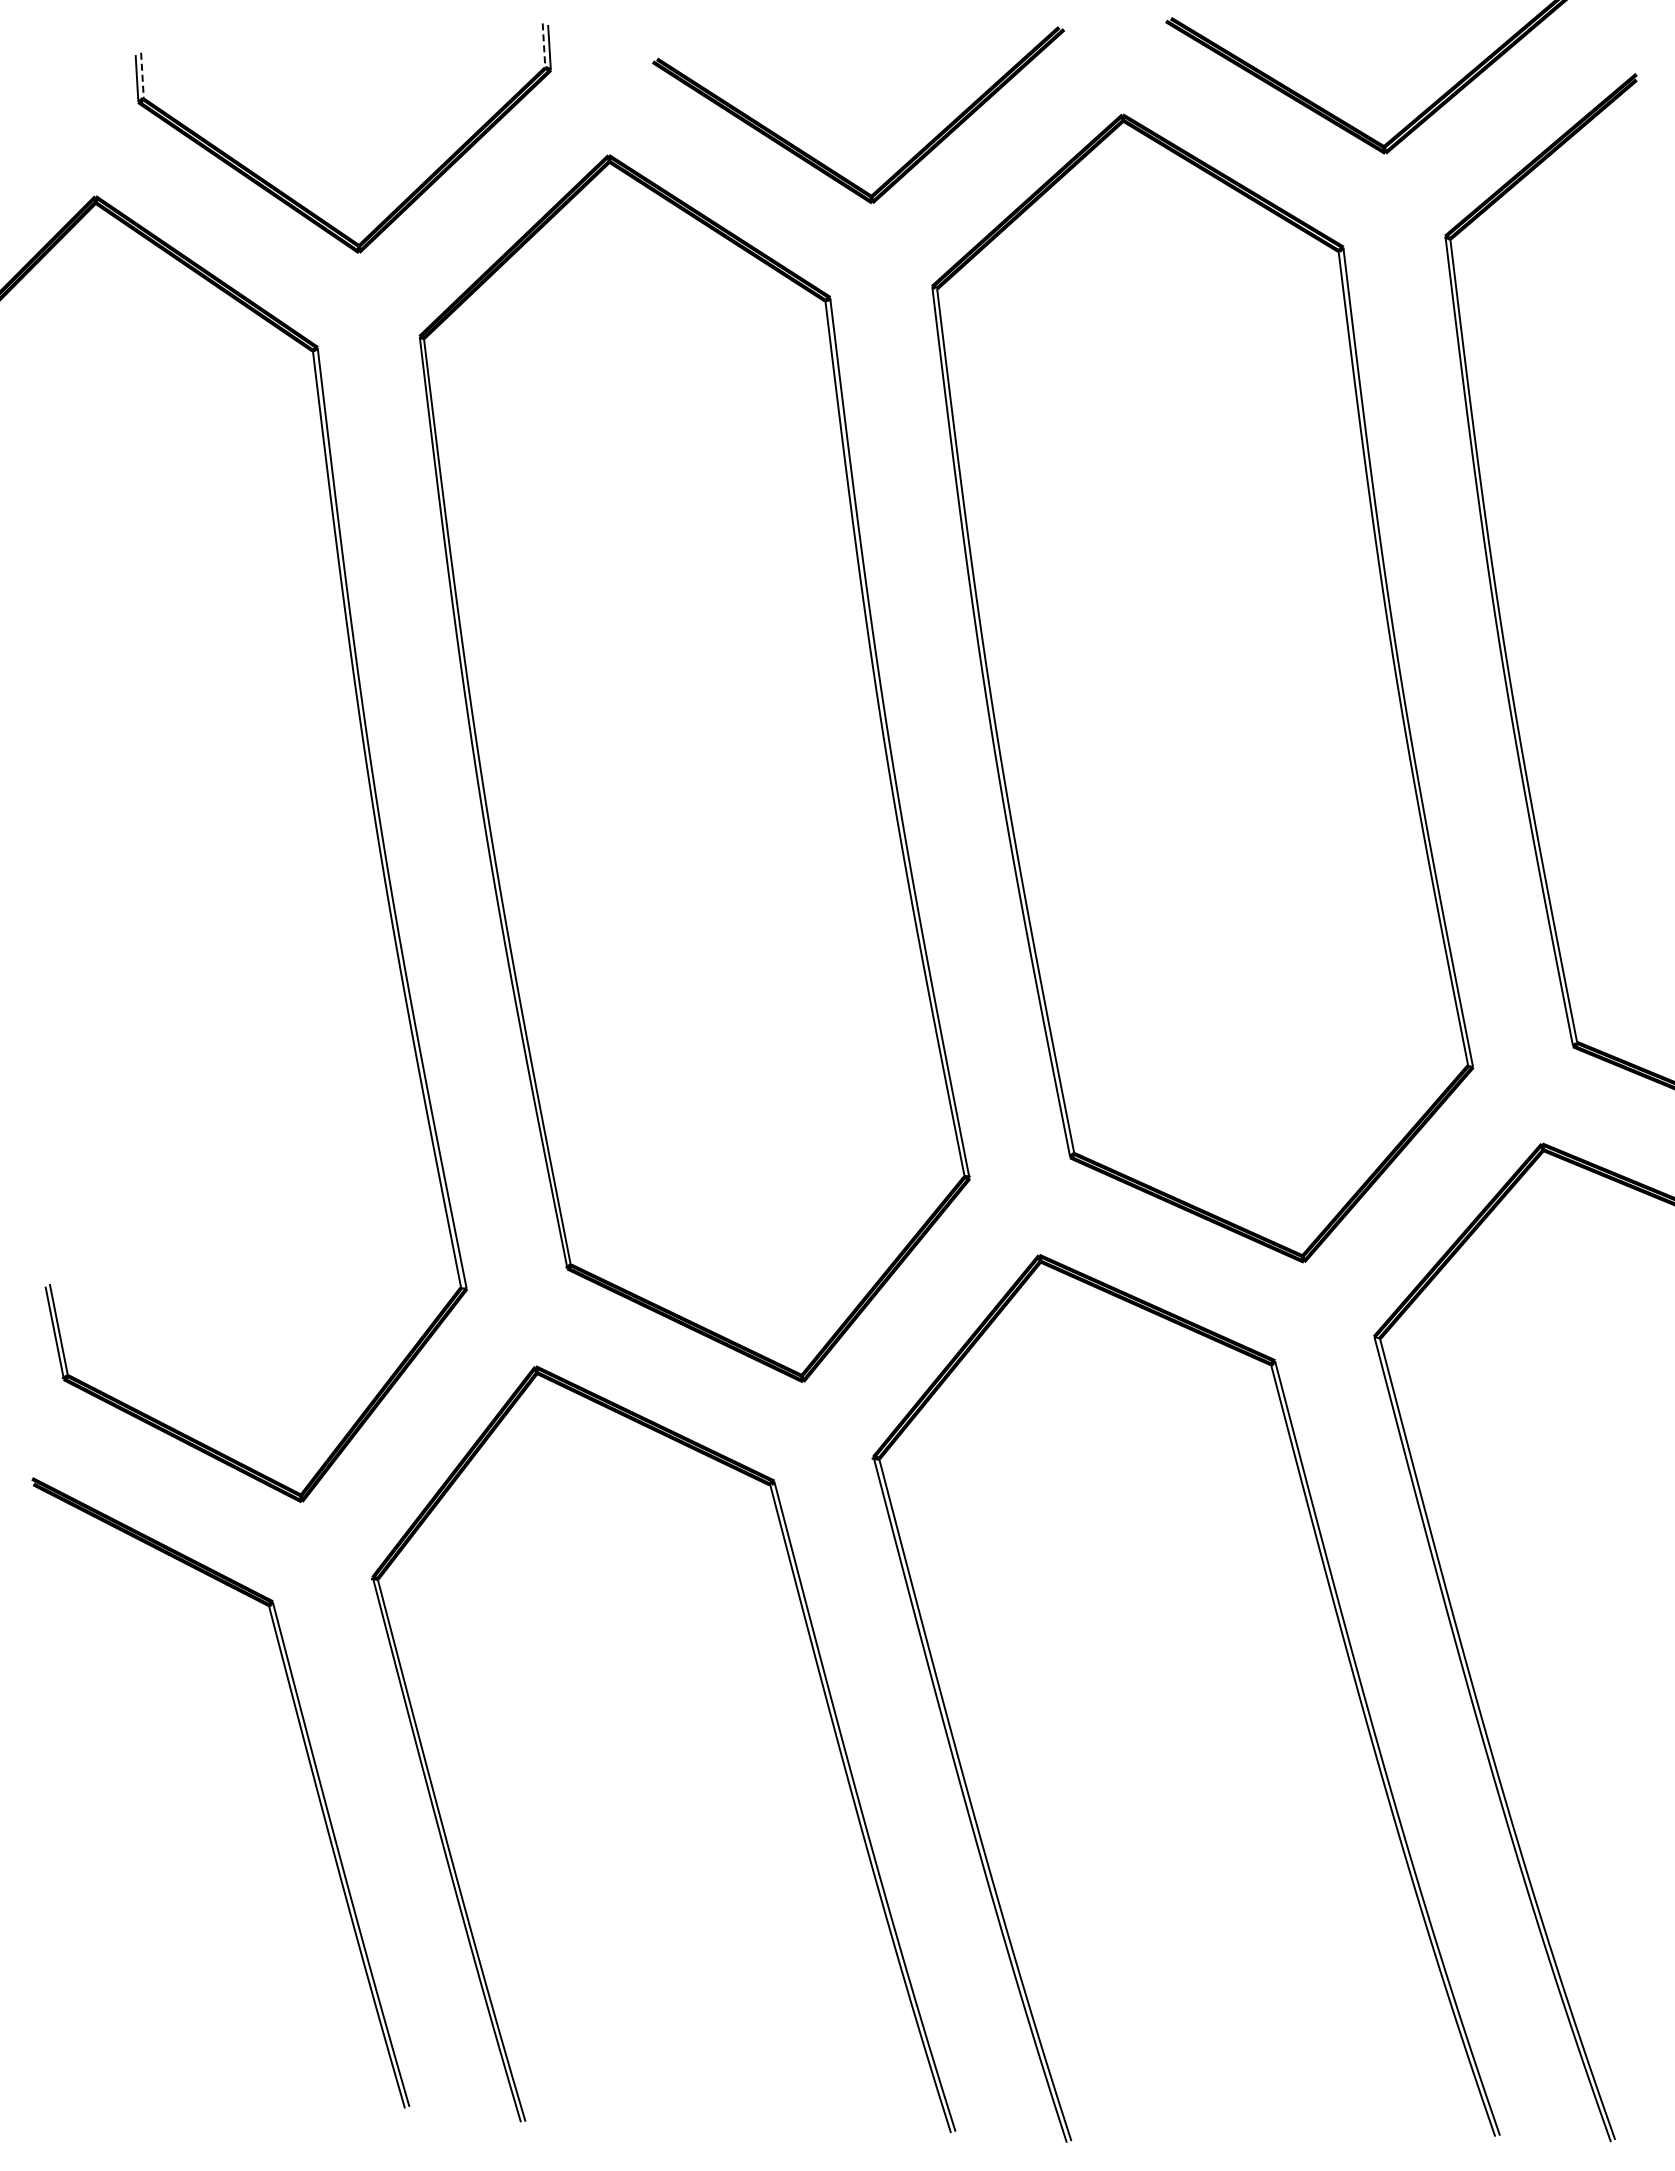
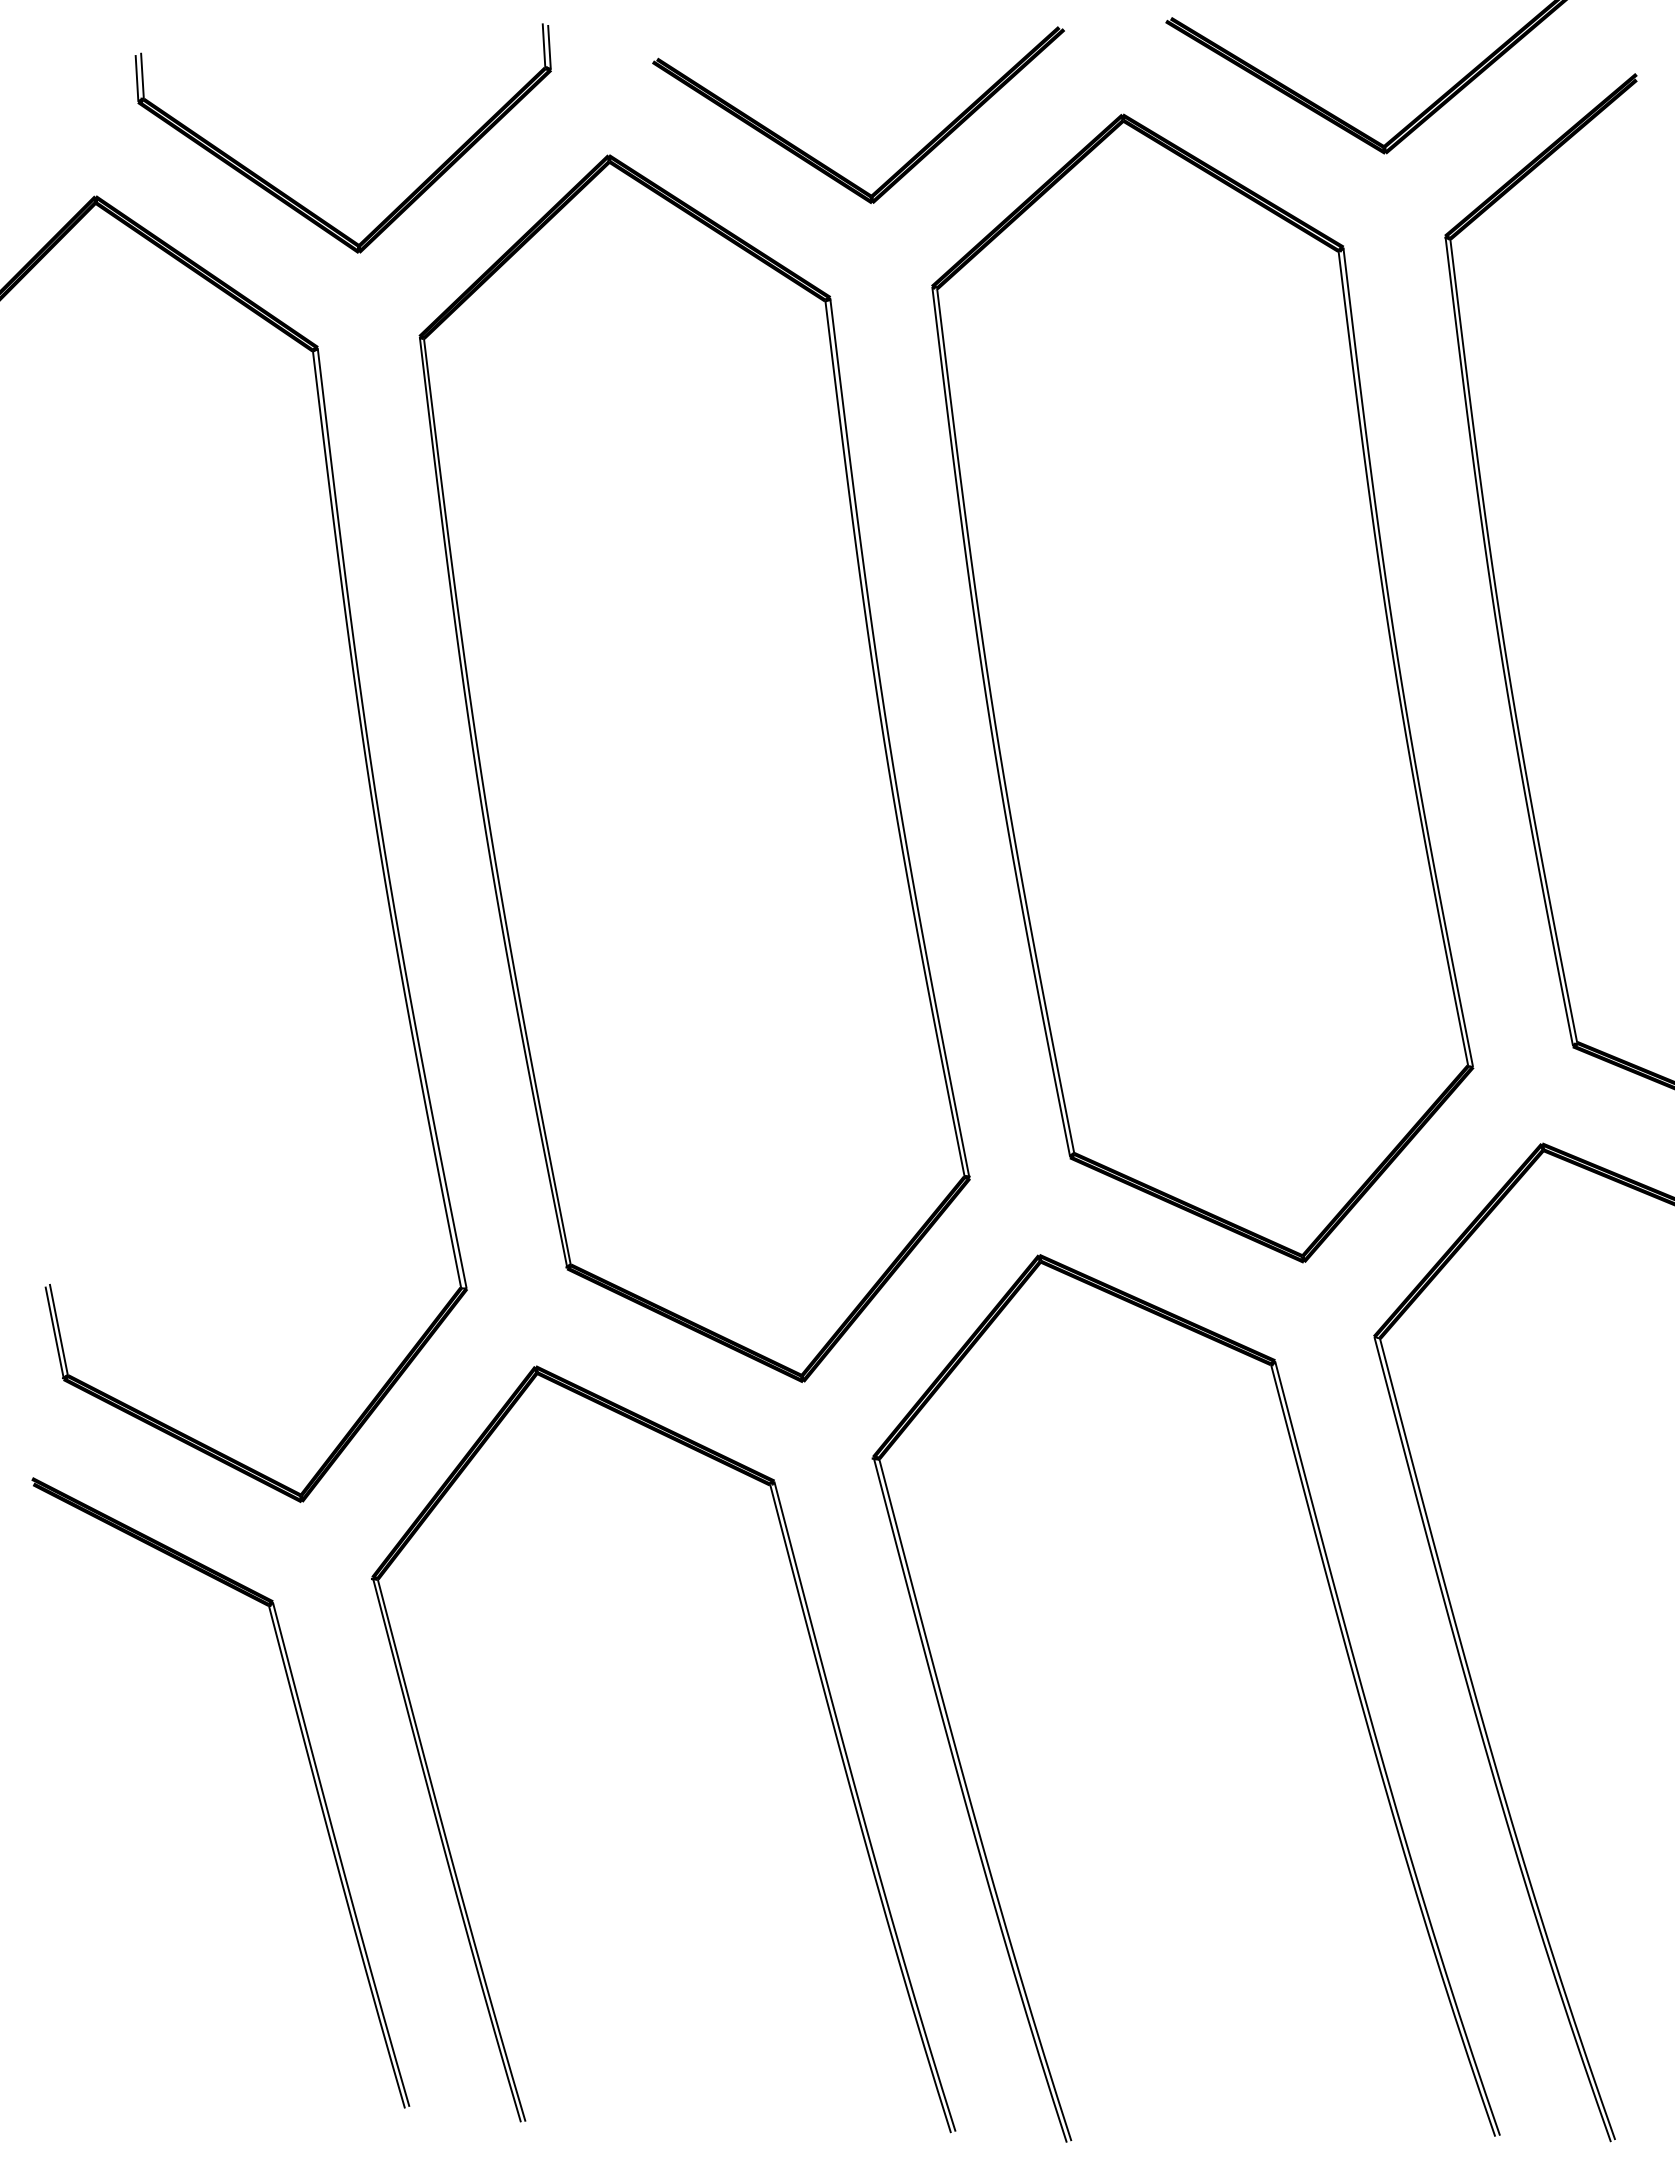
line: dashed -> solid (544, 46)
line: dashed -> solid (142, 76)
